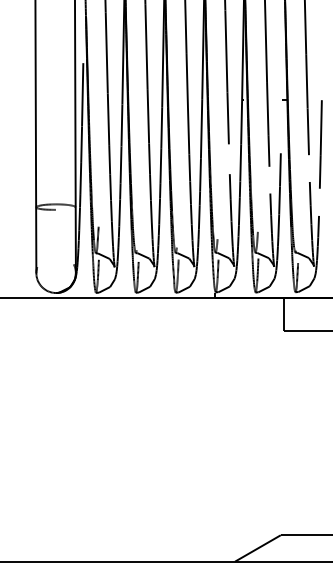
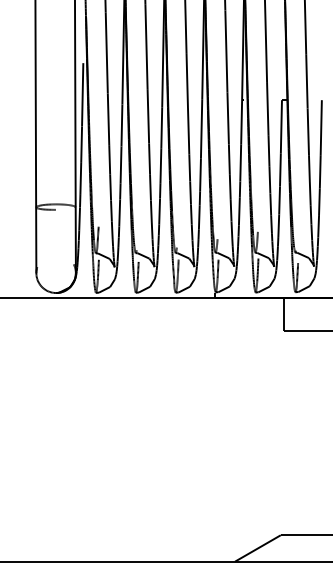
line: none -> present (280, 126)
line: none -> present (228, 159)
line: none -> present (308, 168)
line: none -> present (269, 179)
line: none -> present (319, 201)
